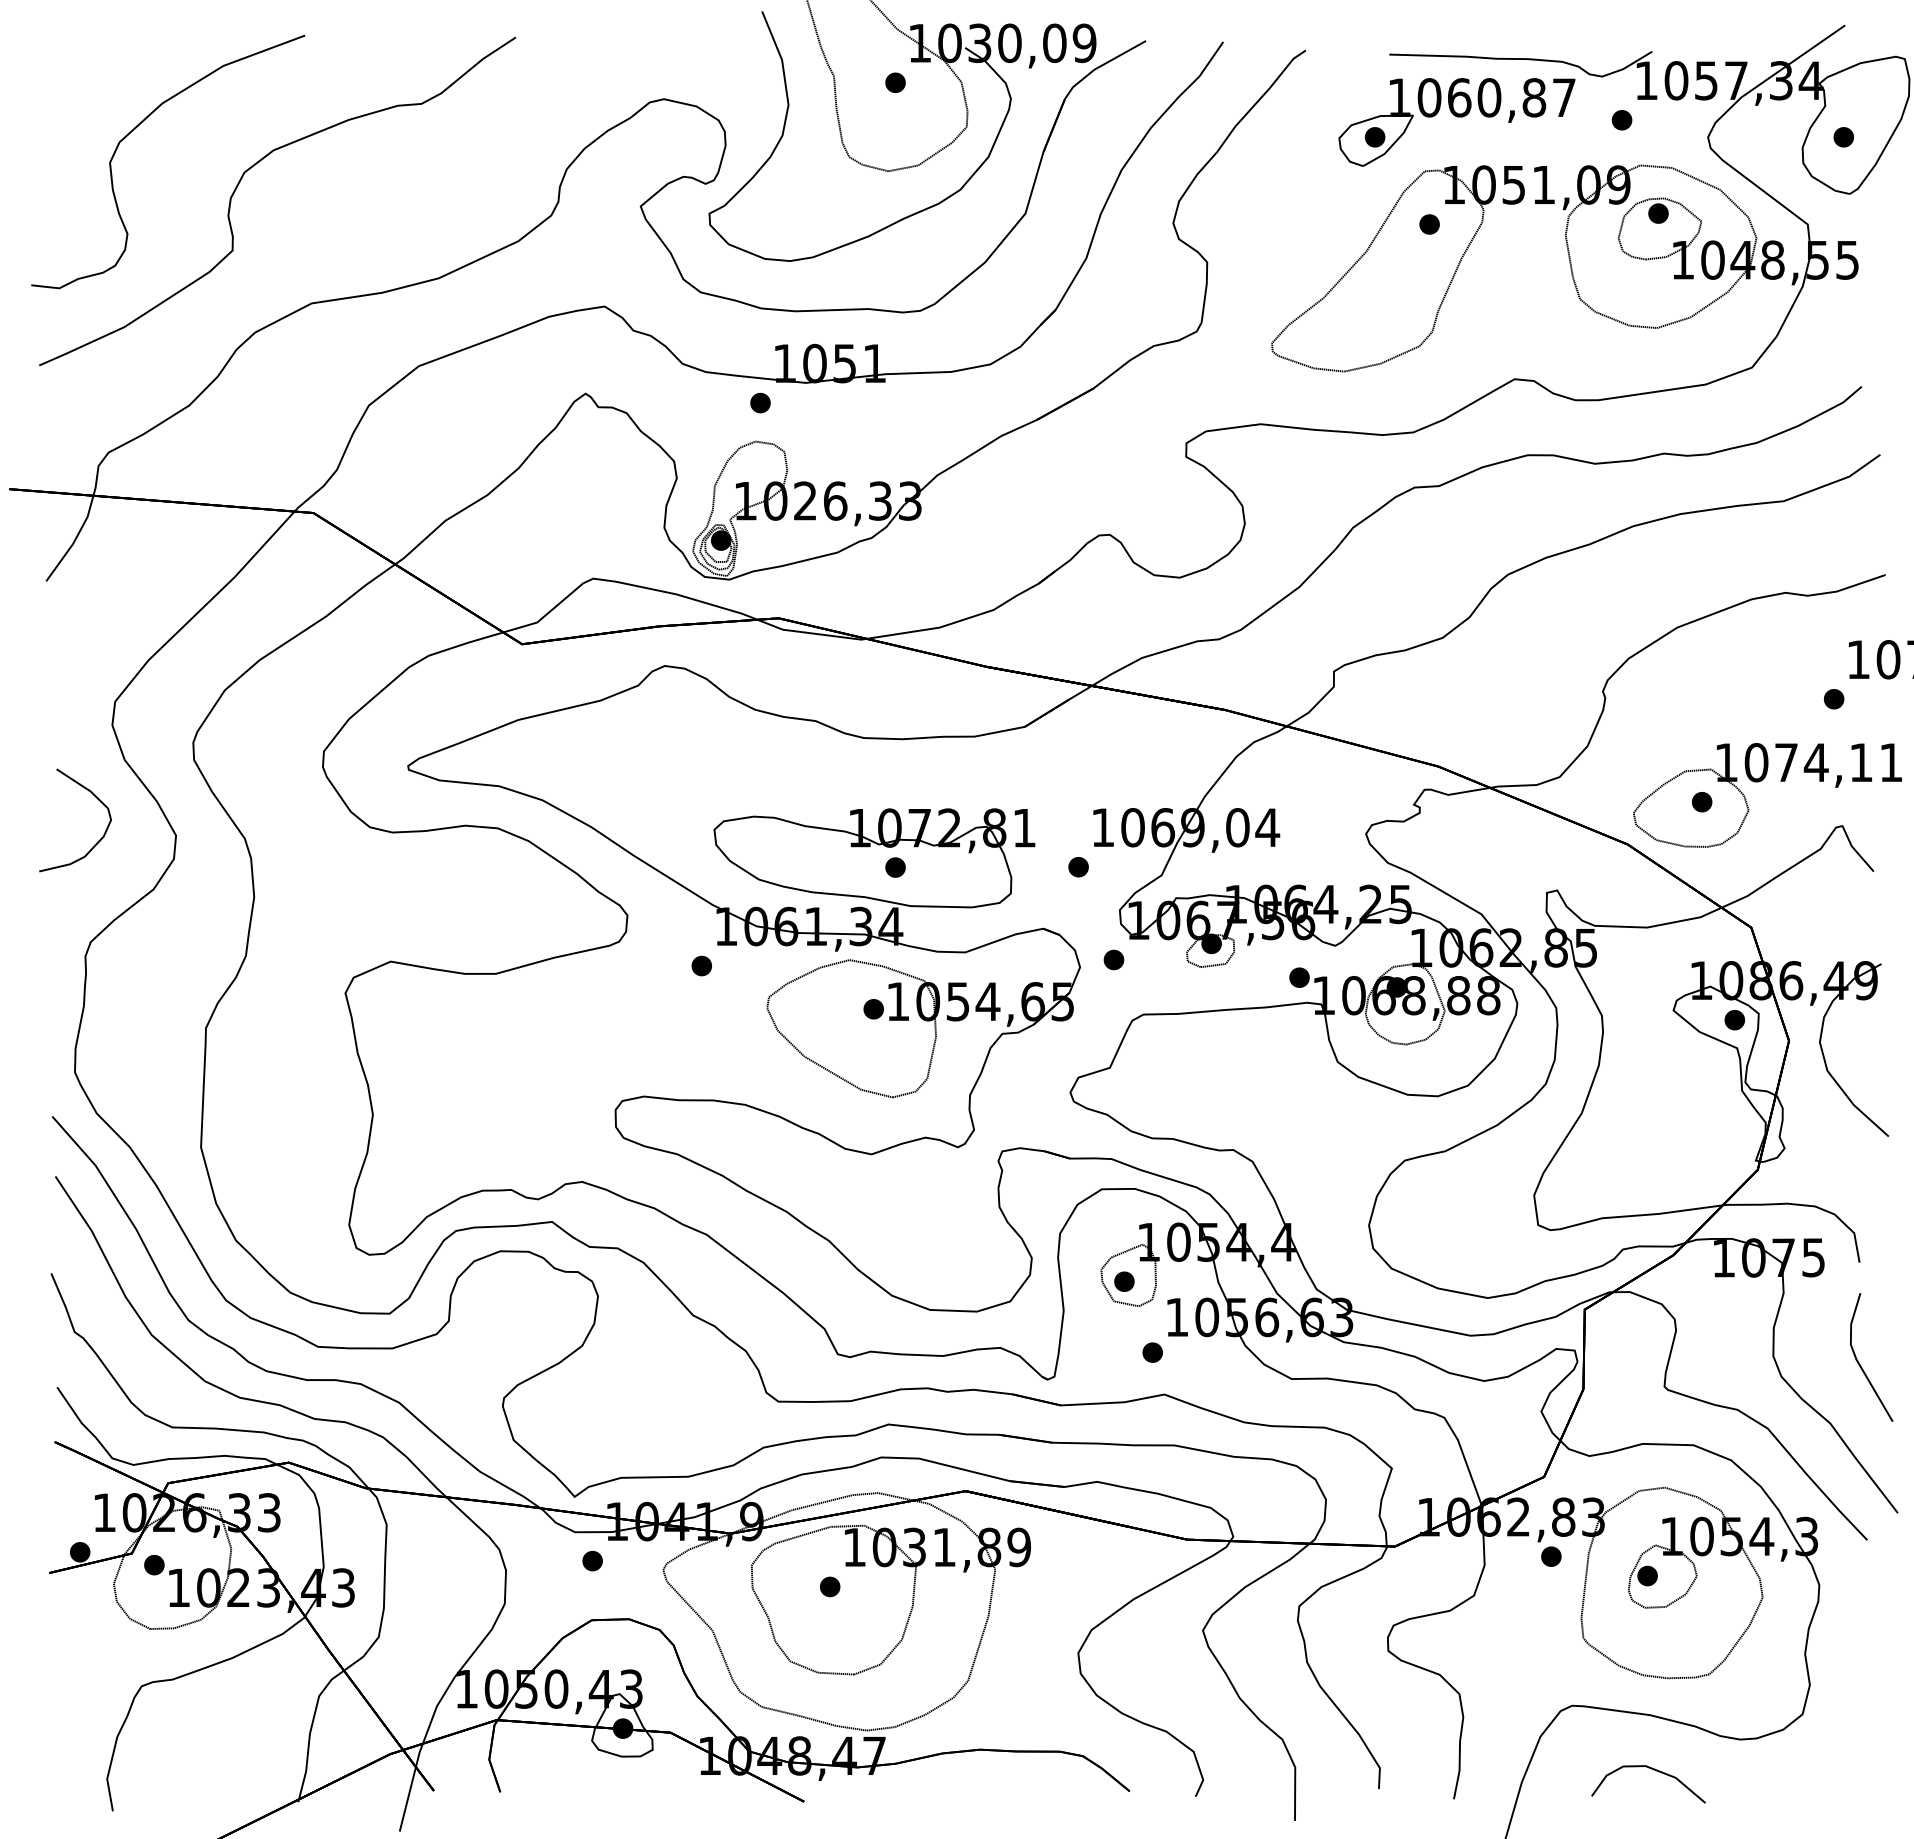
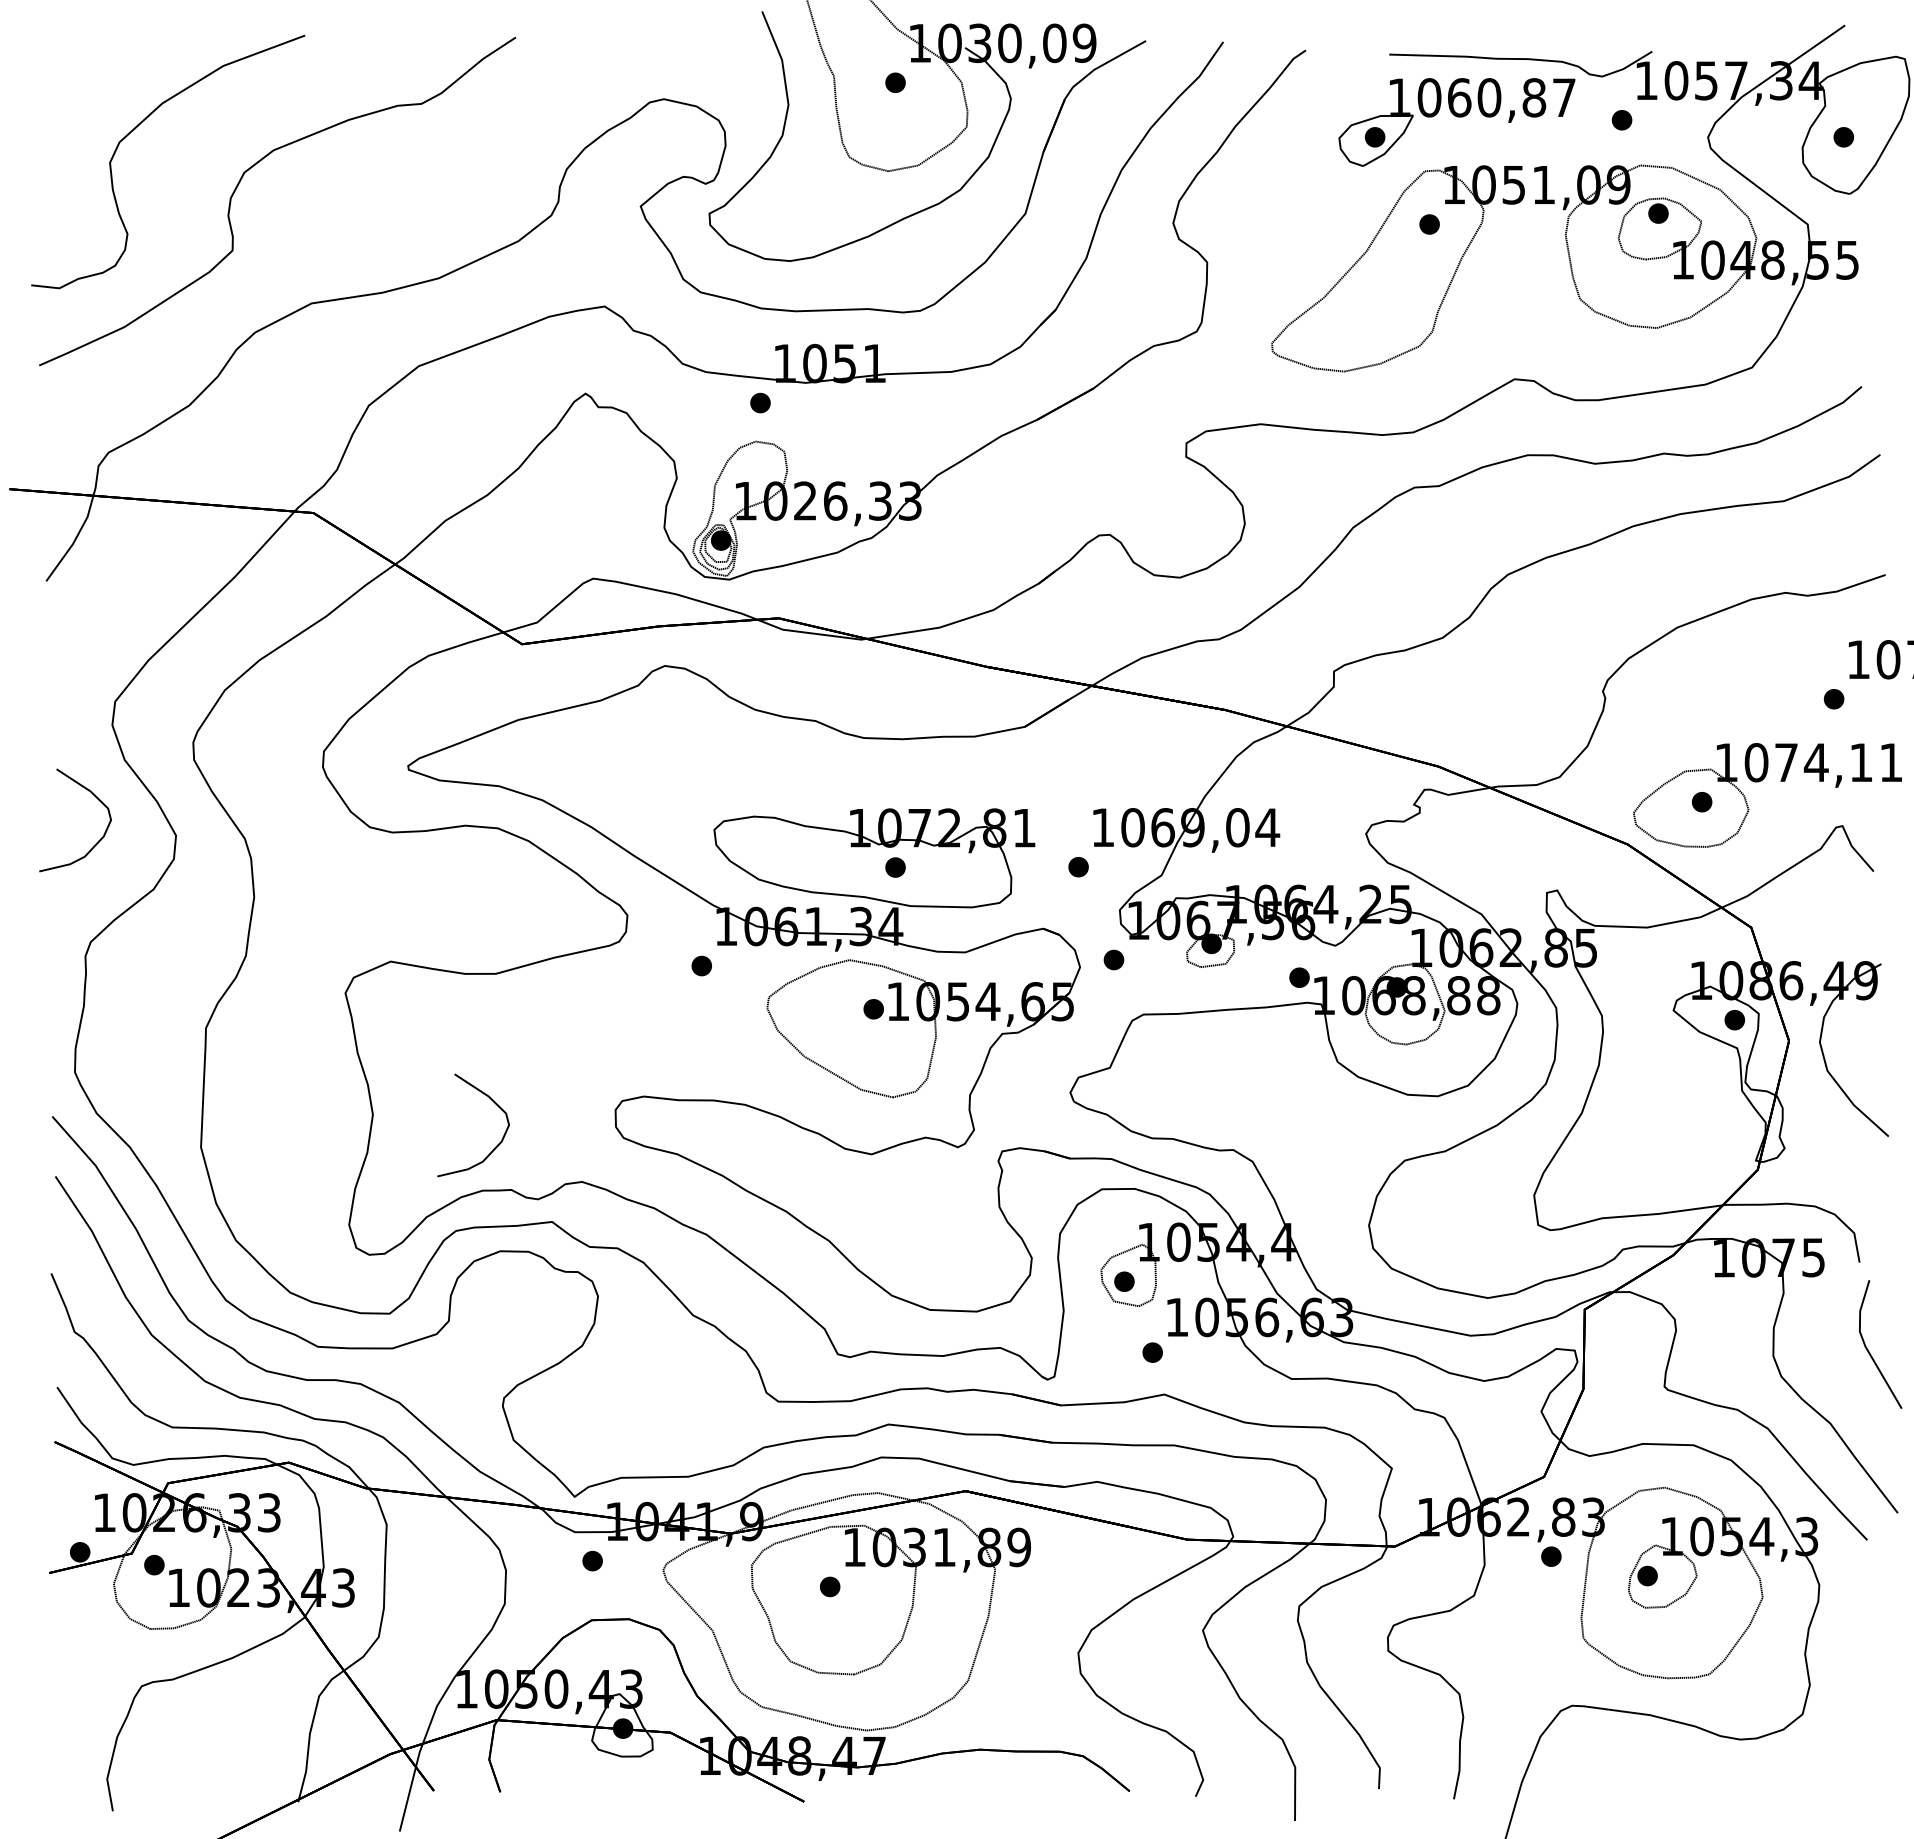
curve: none -> present (494, 1103)
line position: (1859, 1362) -> (1868, 1349) (1868, 1349)
curve: present -> none (1653, 1770)
